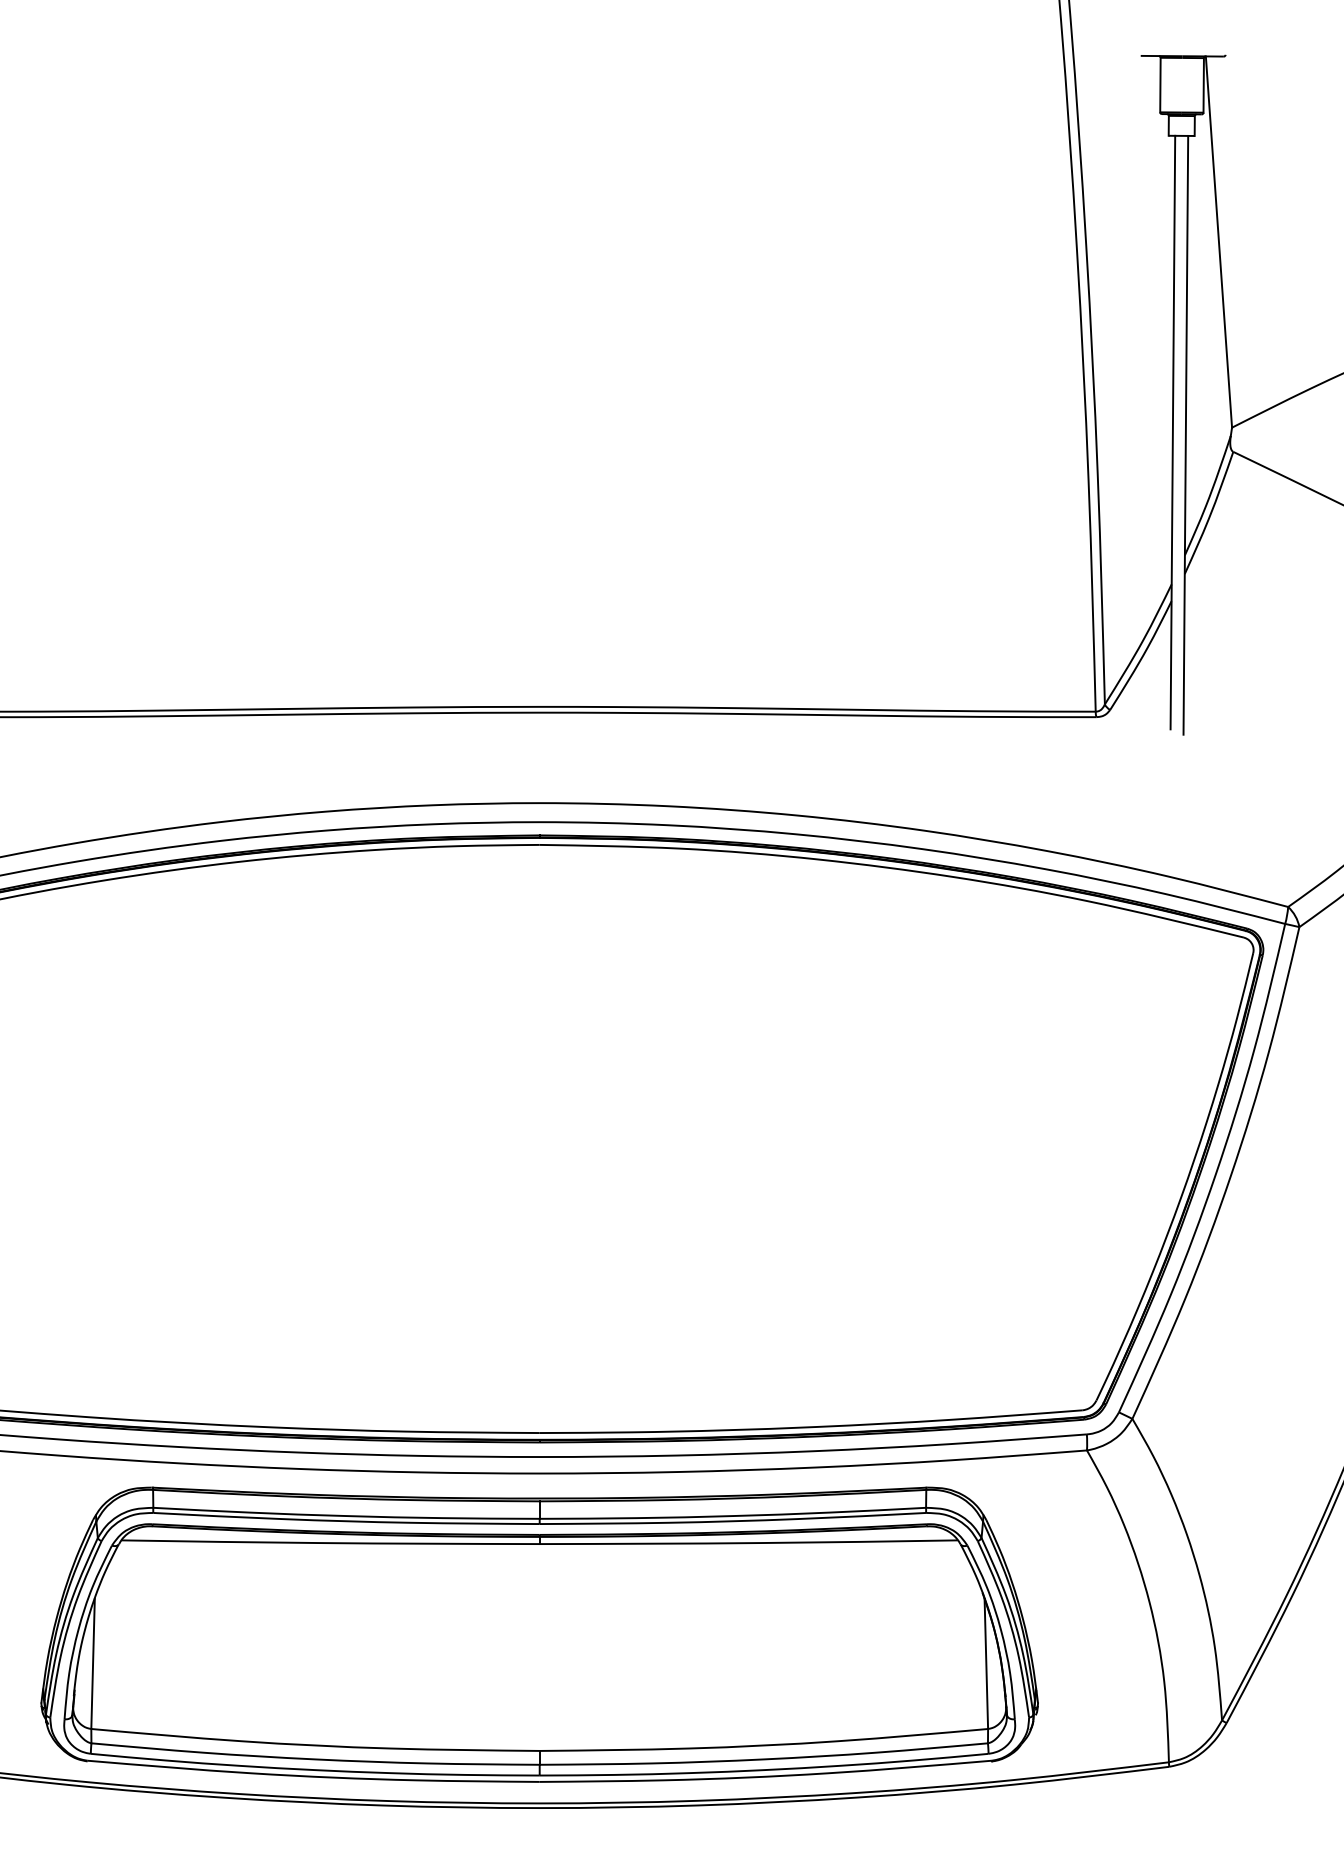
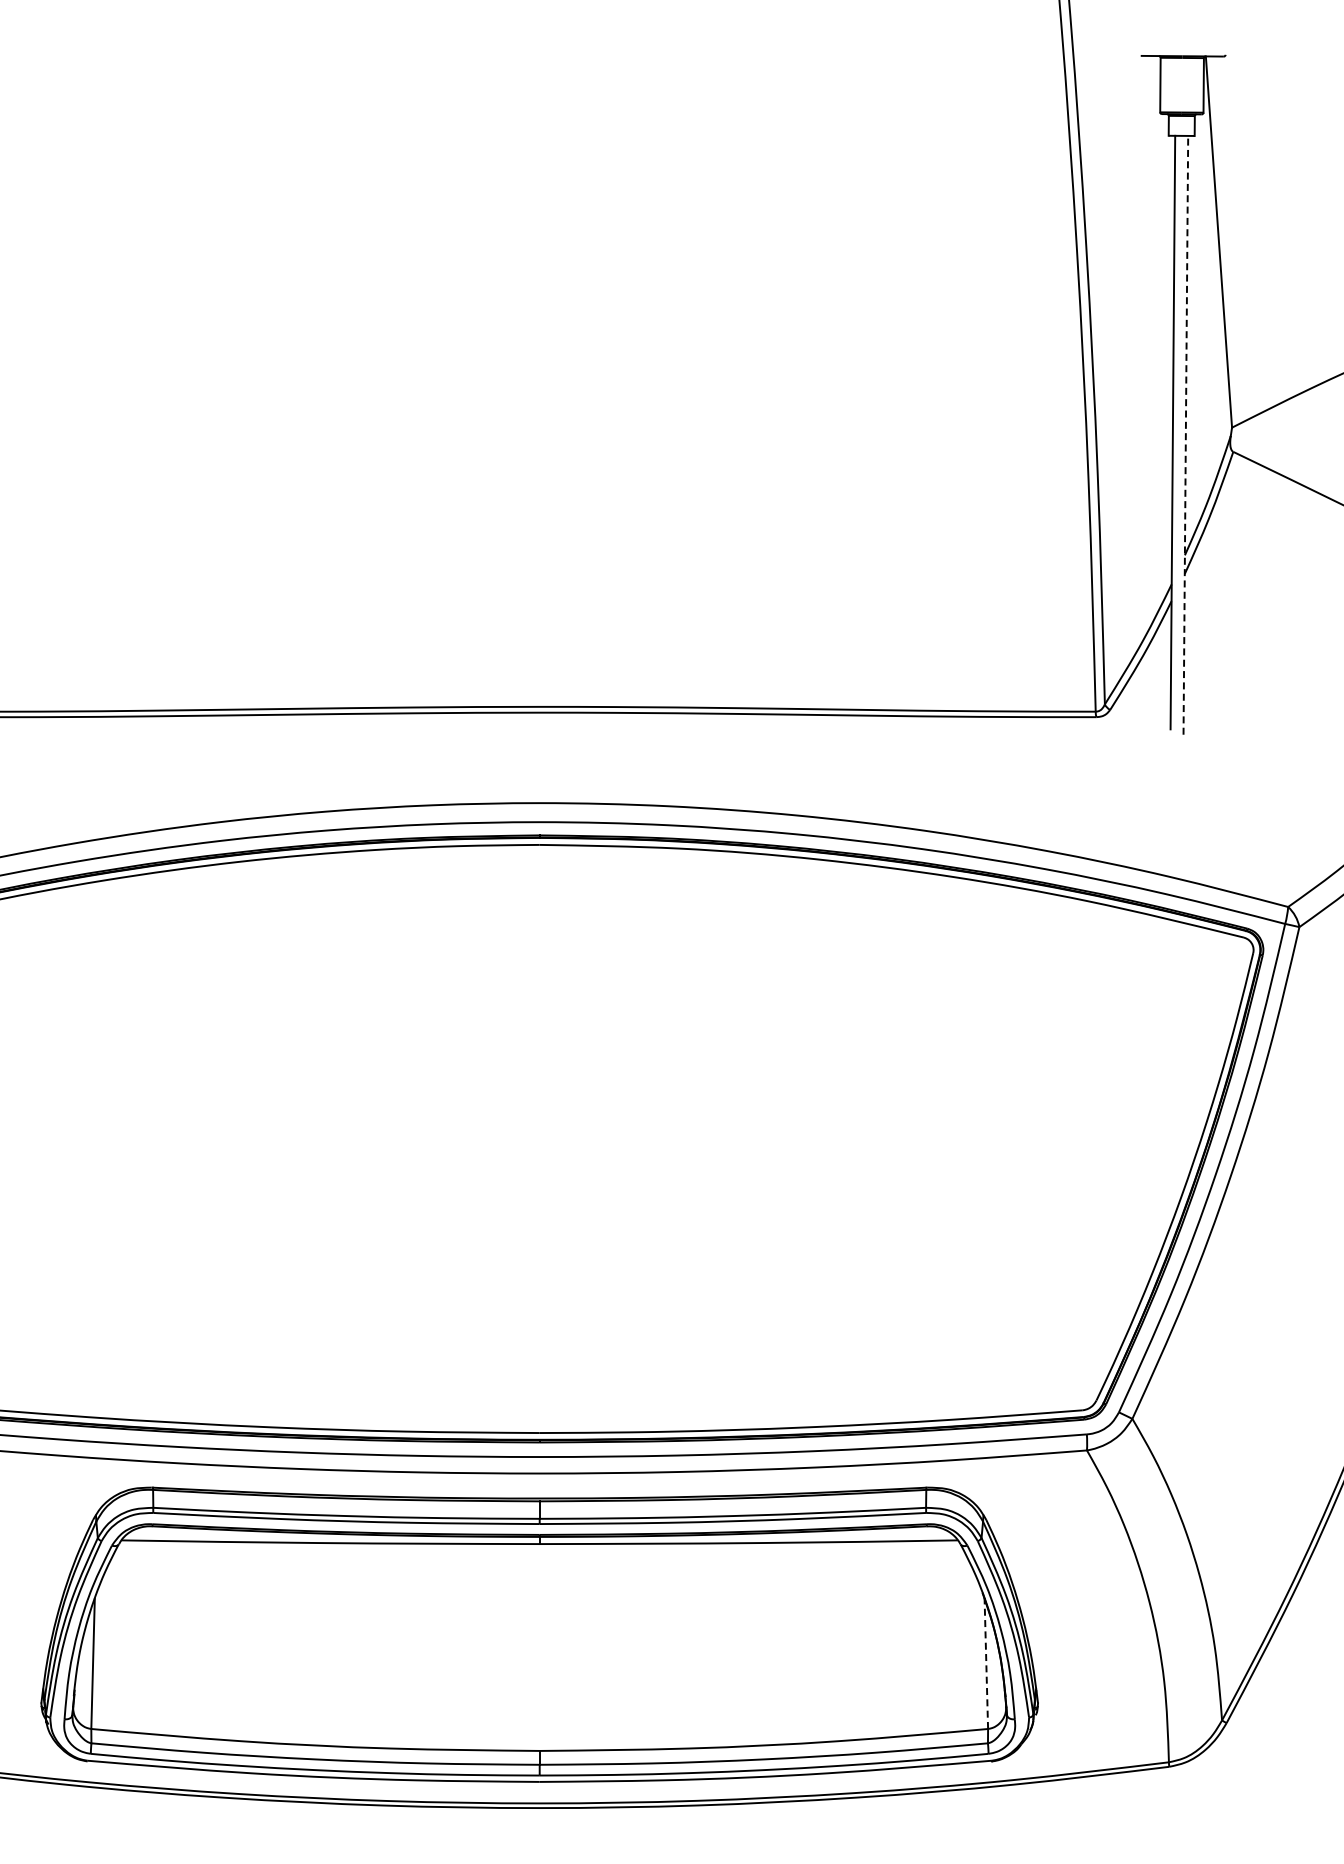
line: solid -> dashed (1185, 434)
line: solid -> dashed (986, 1663)
